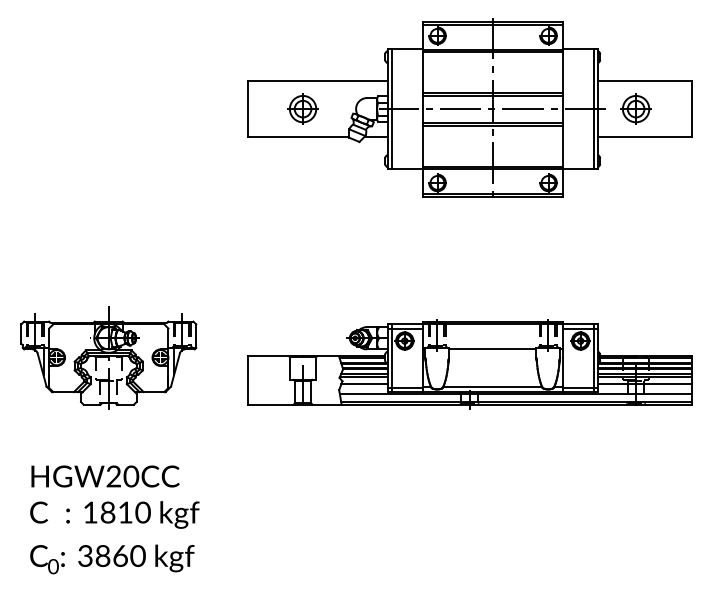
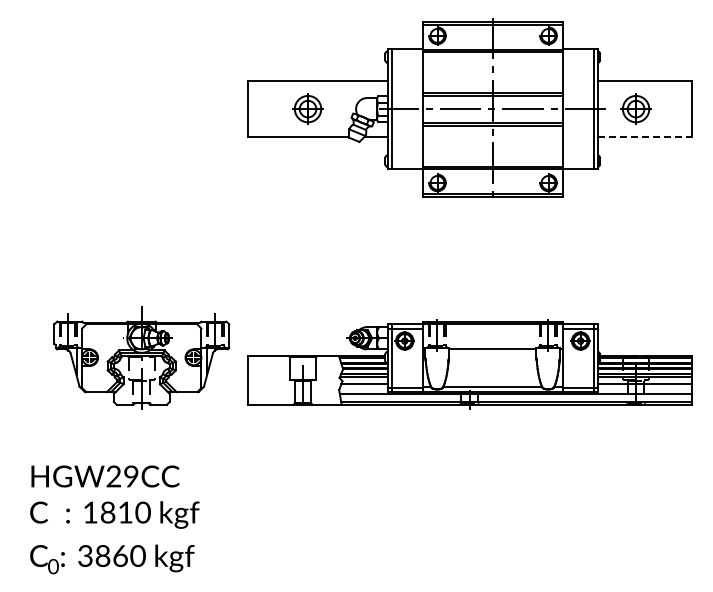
part position: (302, 108) -> (307, 108) (307, 108)
line: solid -> dashed (644, 136)
part position: (108, 357) -> (141, 357) (141, 357)
text: HGW20CC -> HGW29CC (131, 476)
